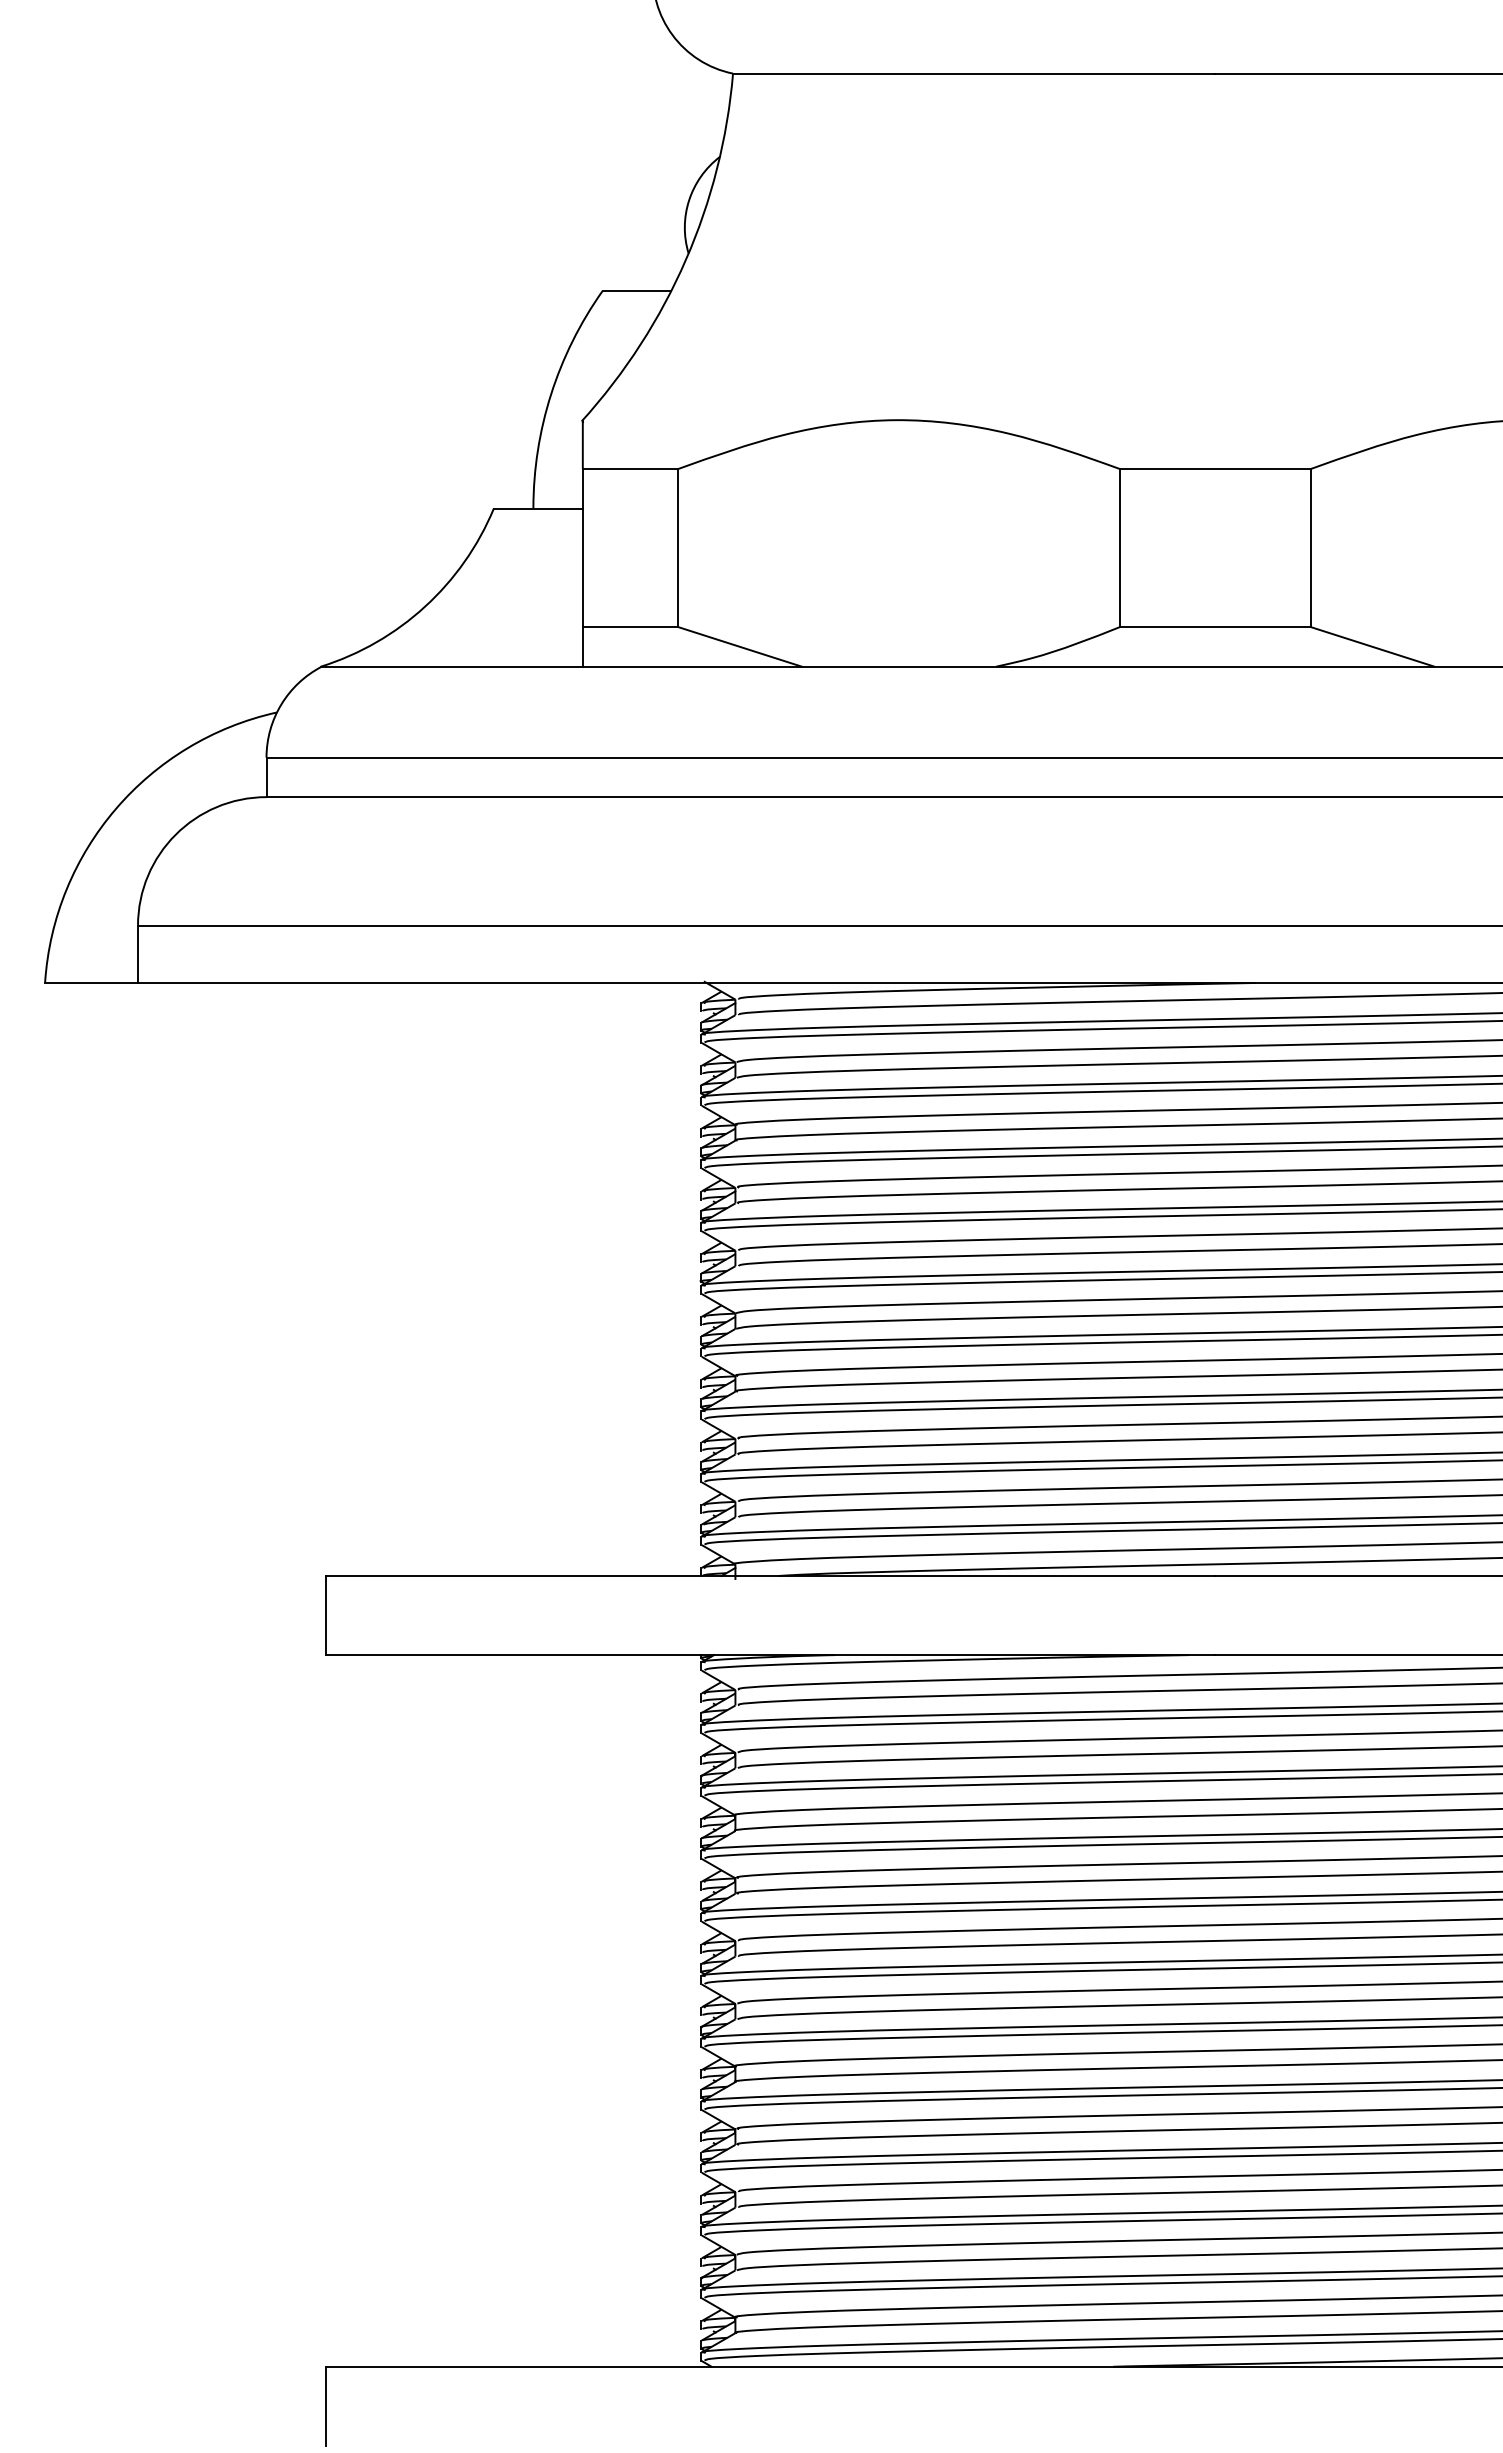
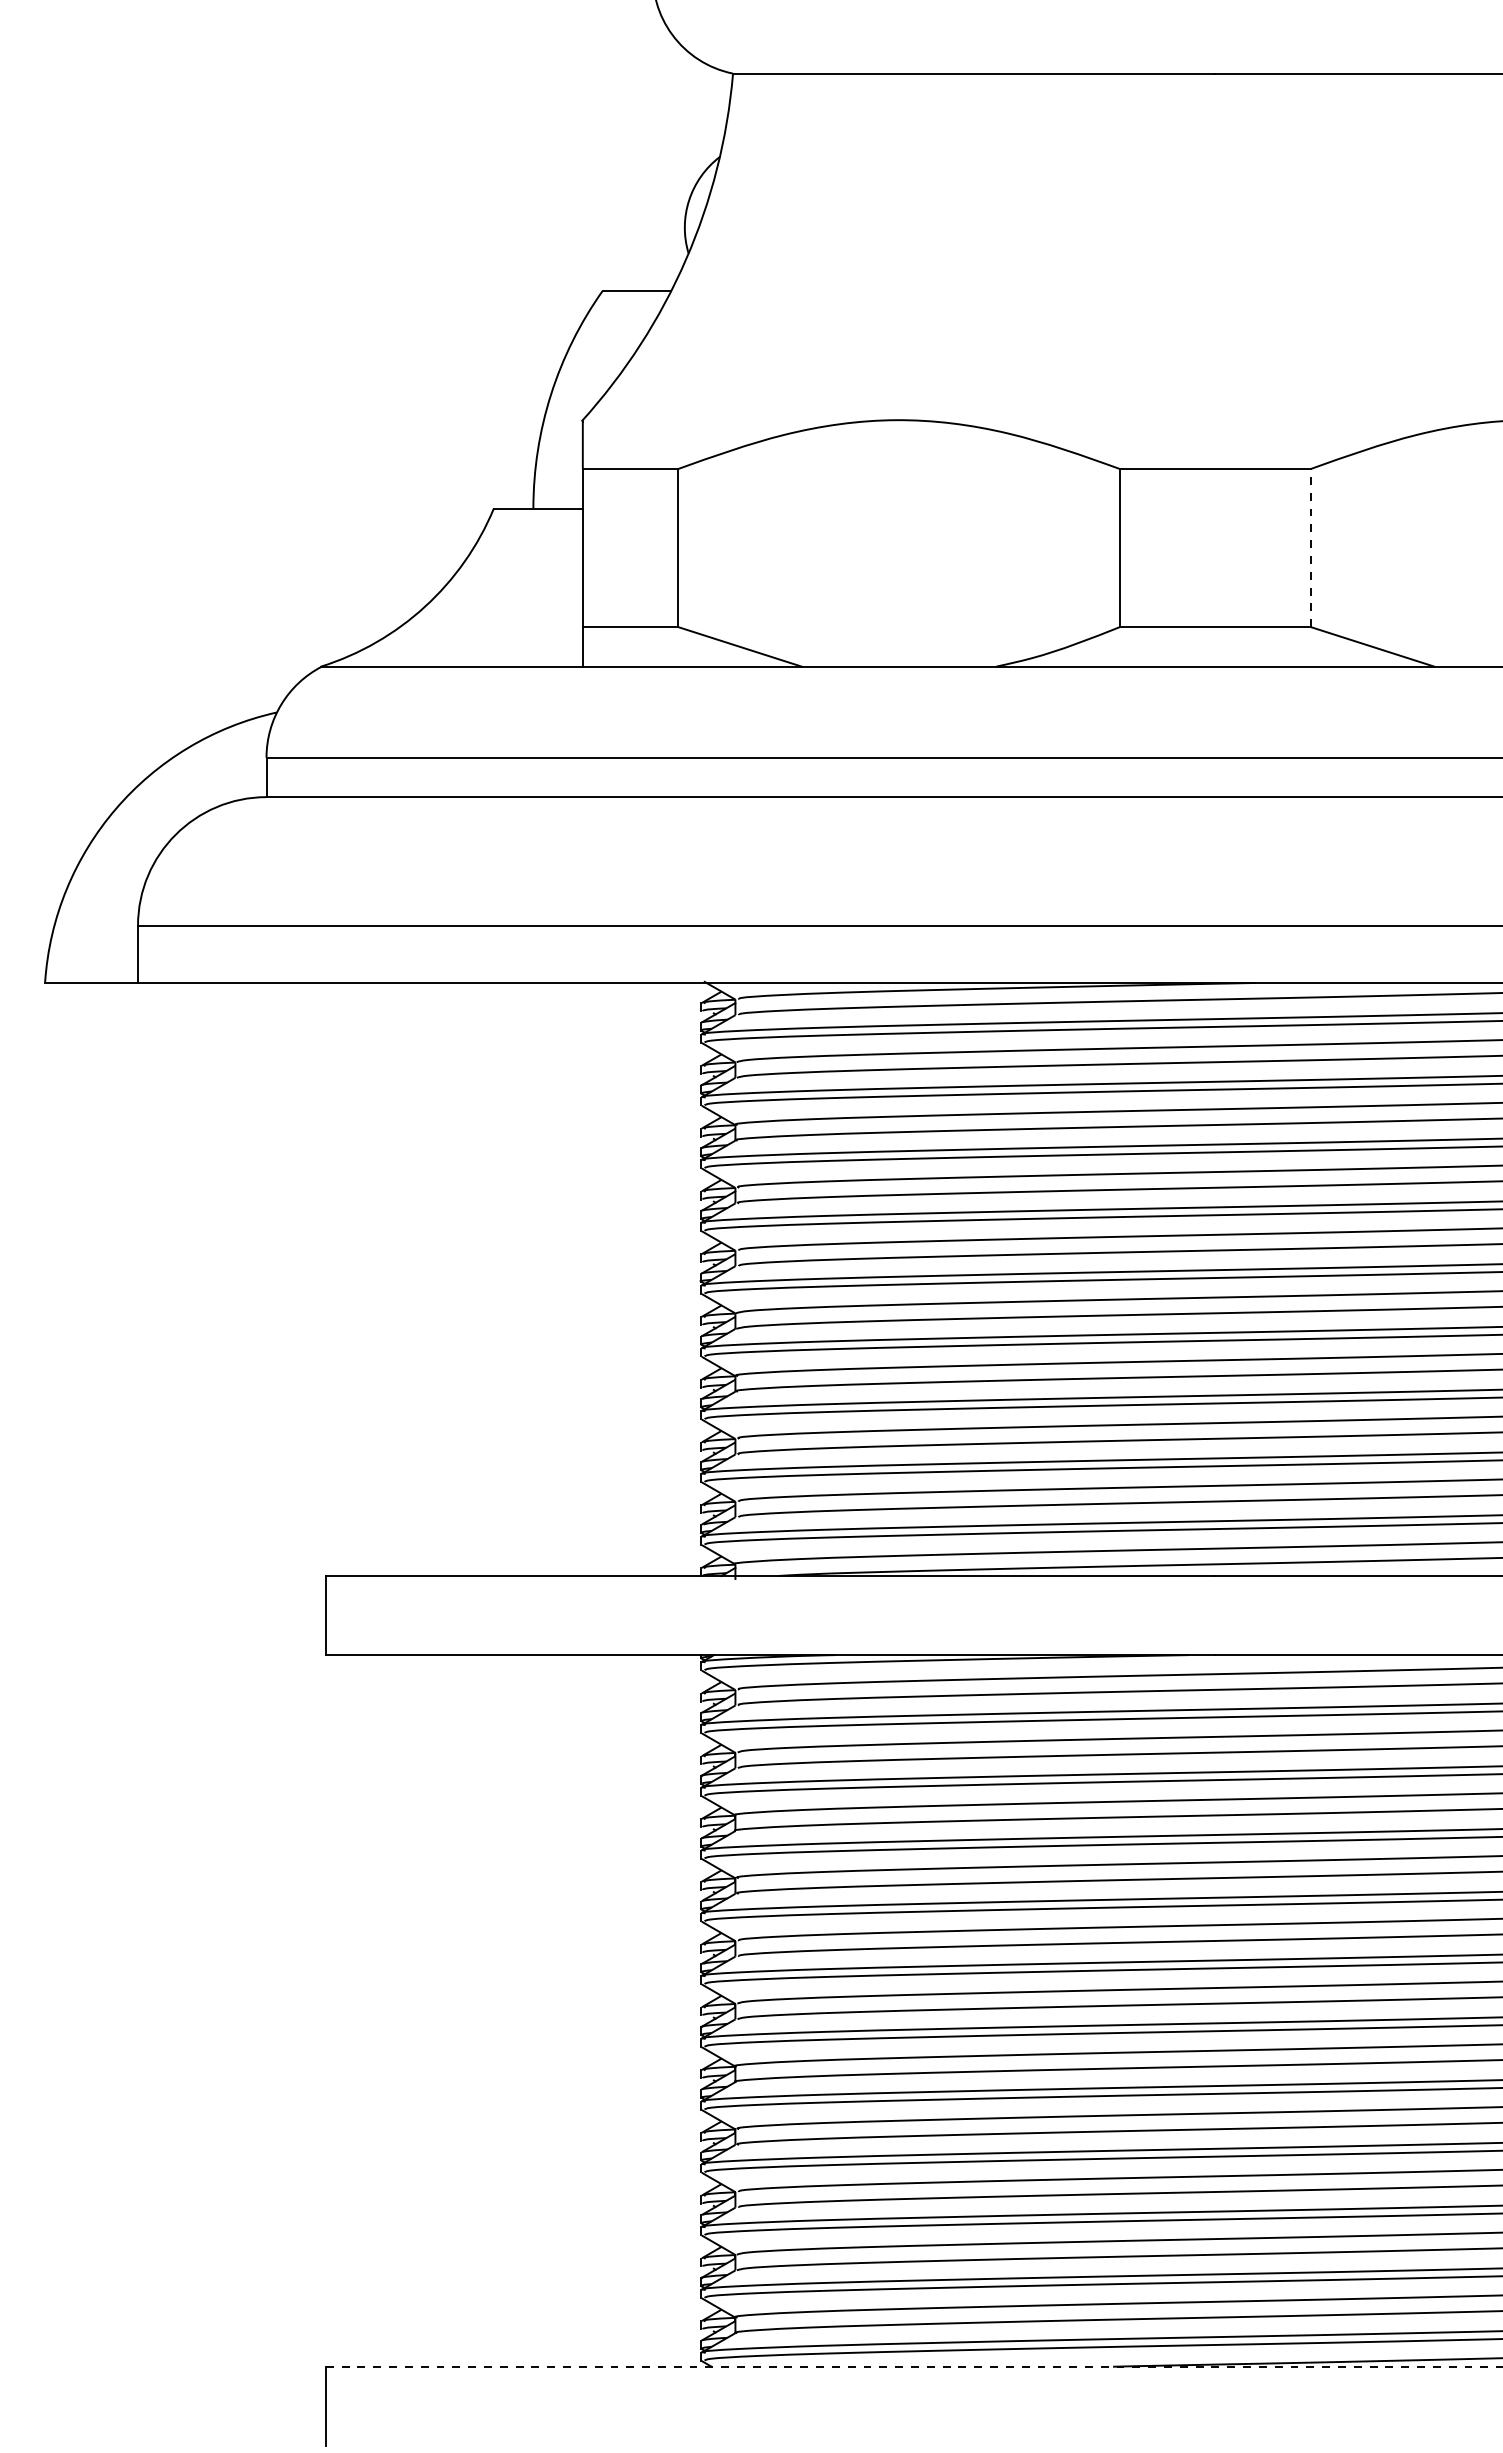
line: solid -> dashed (1310, 547)
line: solid -> dashed (913, 2366)
